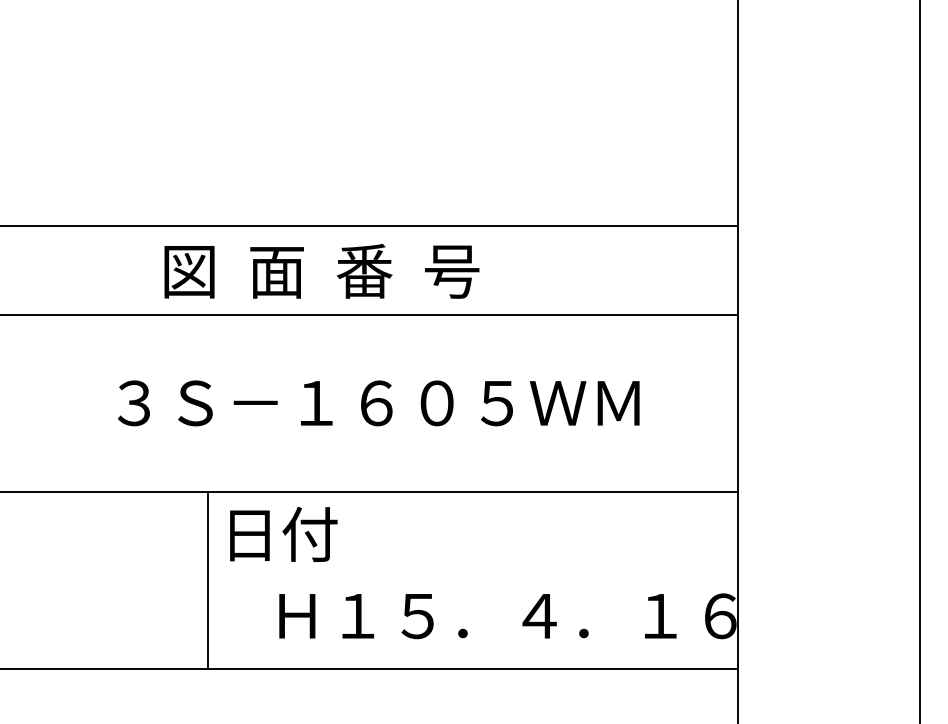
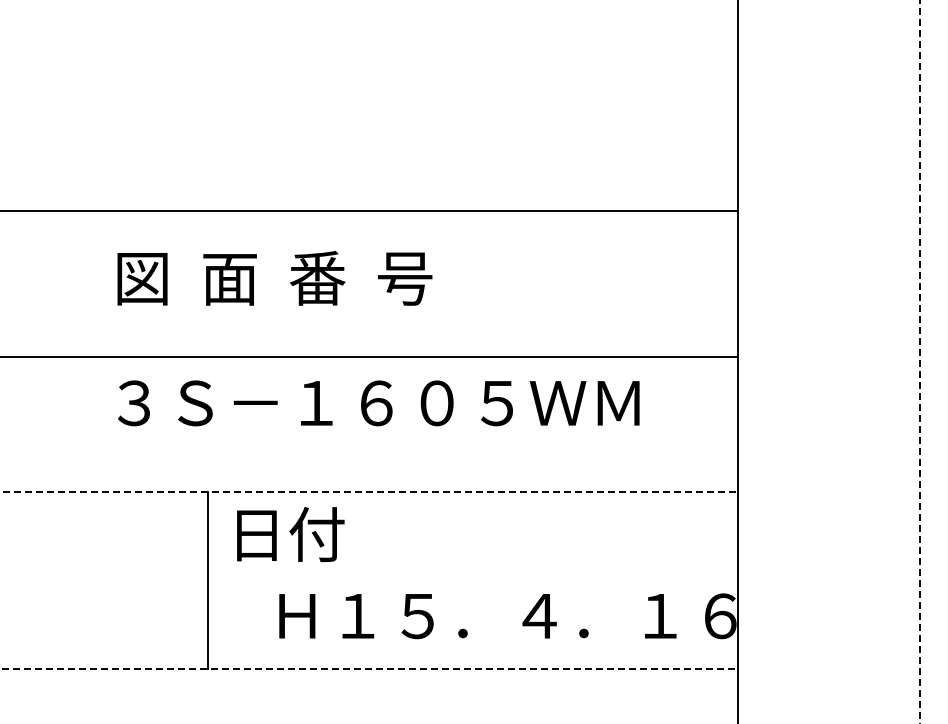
line position: (369, 226) -> (369, 211) (369, 211)
text position: (321, 271) -> (274, 278) (274, 278)
line position: (369, 314) -> (369, 356) (369, 356)
line: solid -> dashed (919, 361)
line: solid -> dashed (369, 492)
text position: (283, 534) -> (290, 534) (290, 534)
line: solid -> dashed (369, 669)
